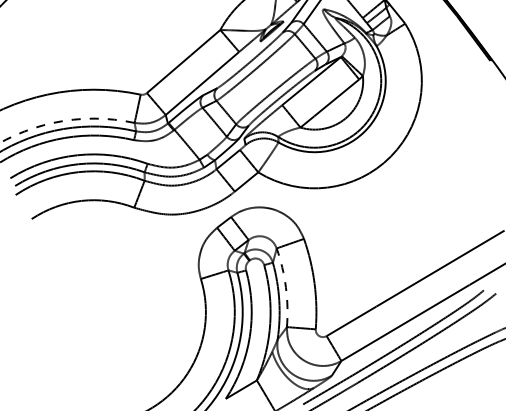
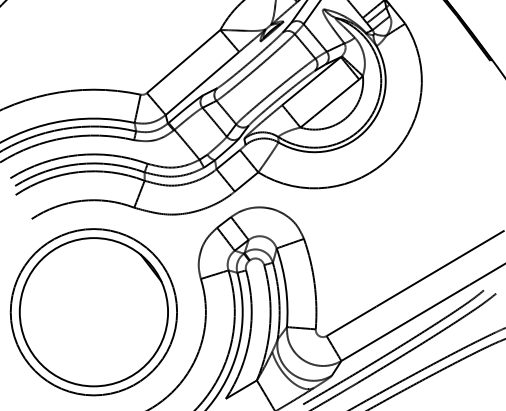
arc: dashed -> solid (64, 120)
arc: dashed -> solid (285, 287)
part: none -> present (93, 312)
